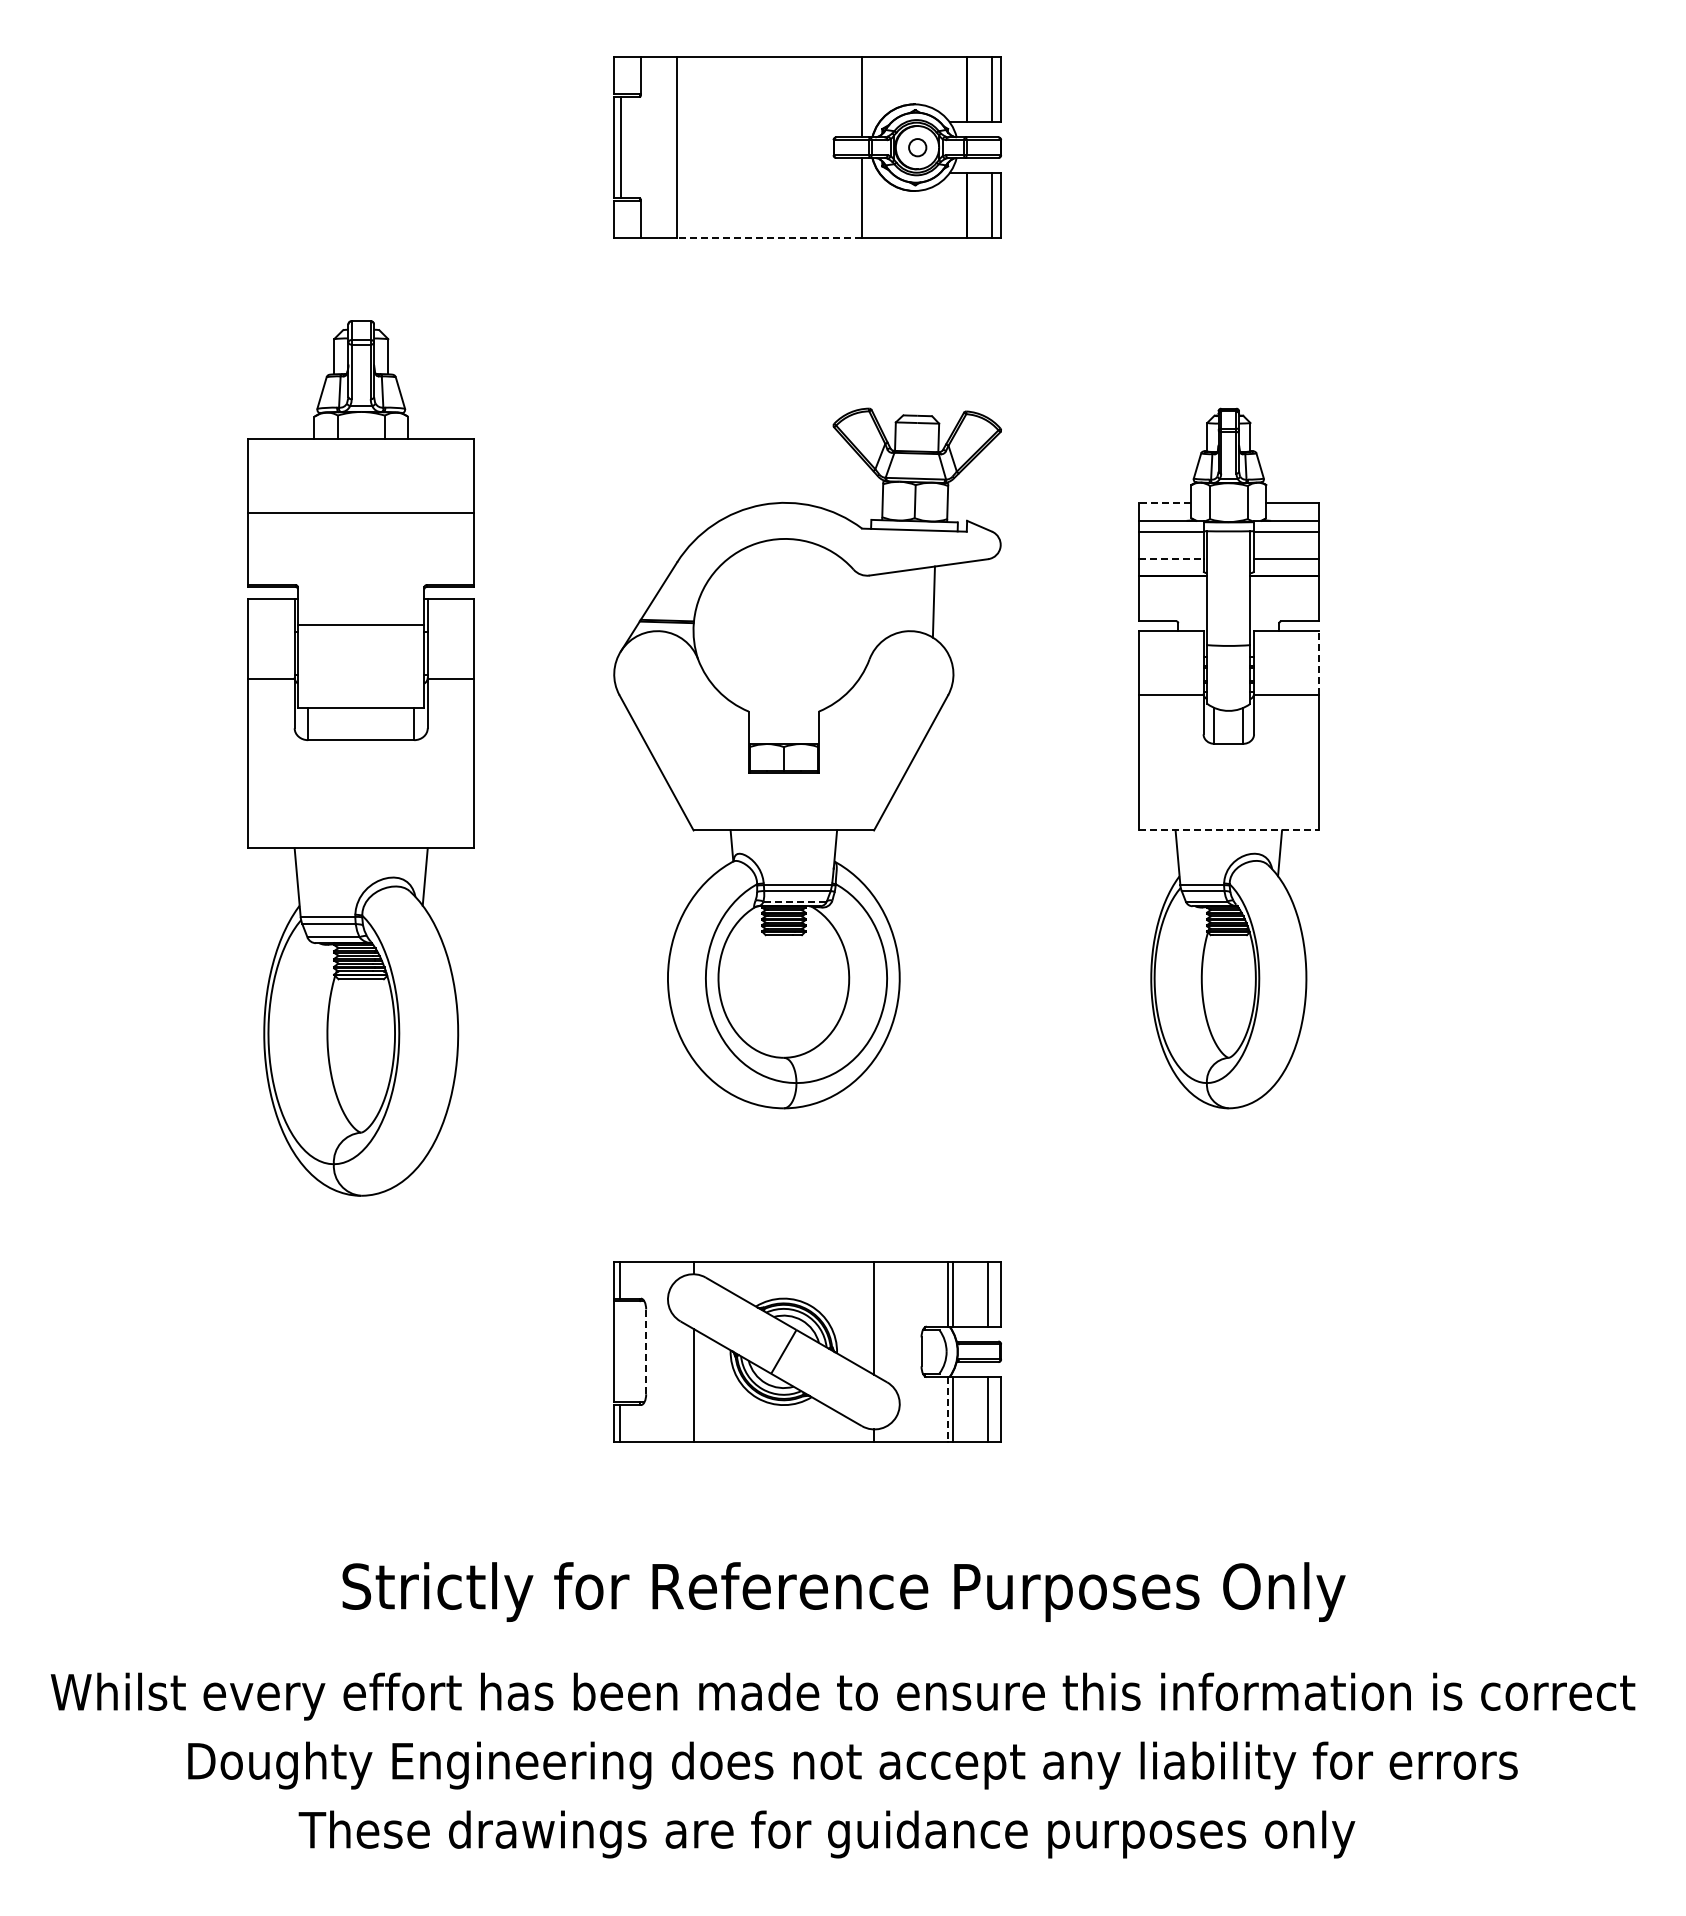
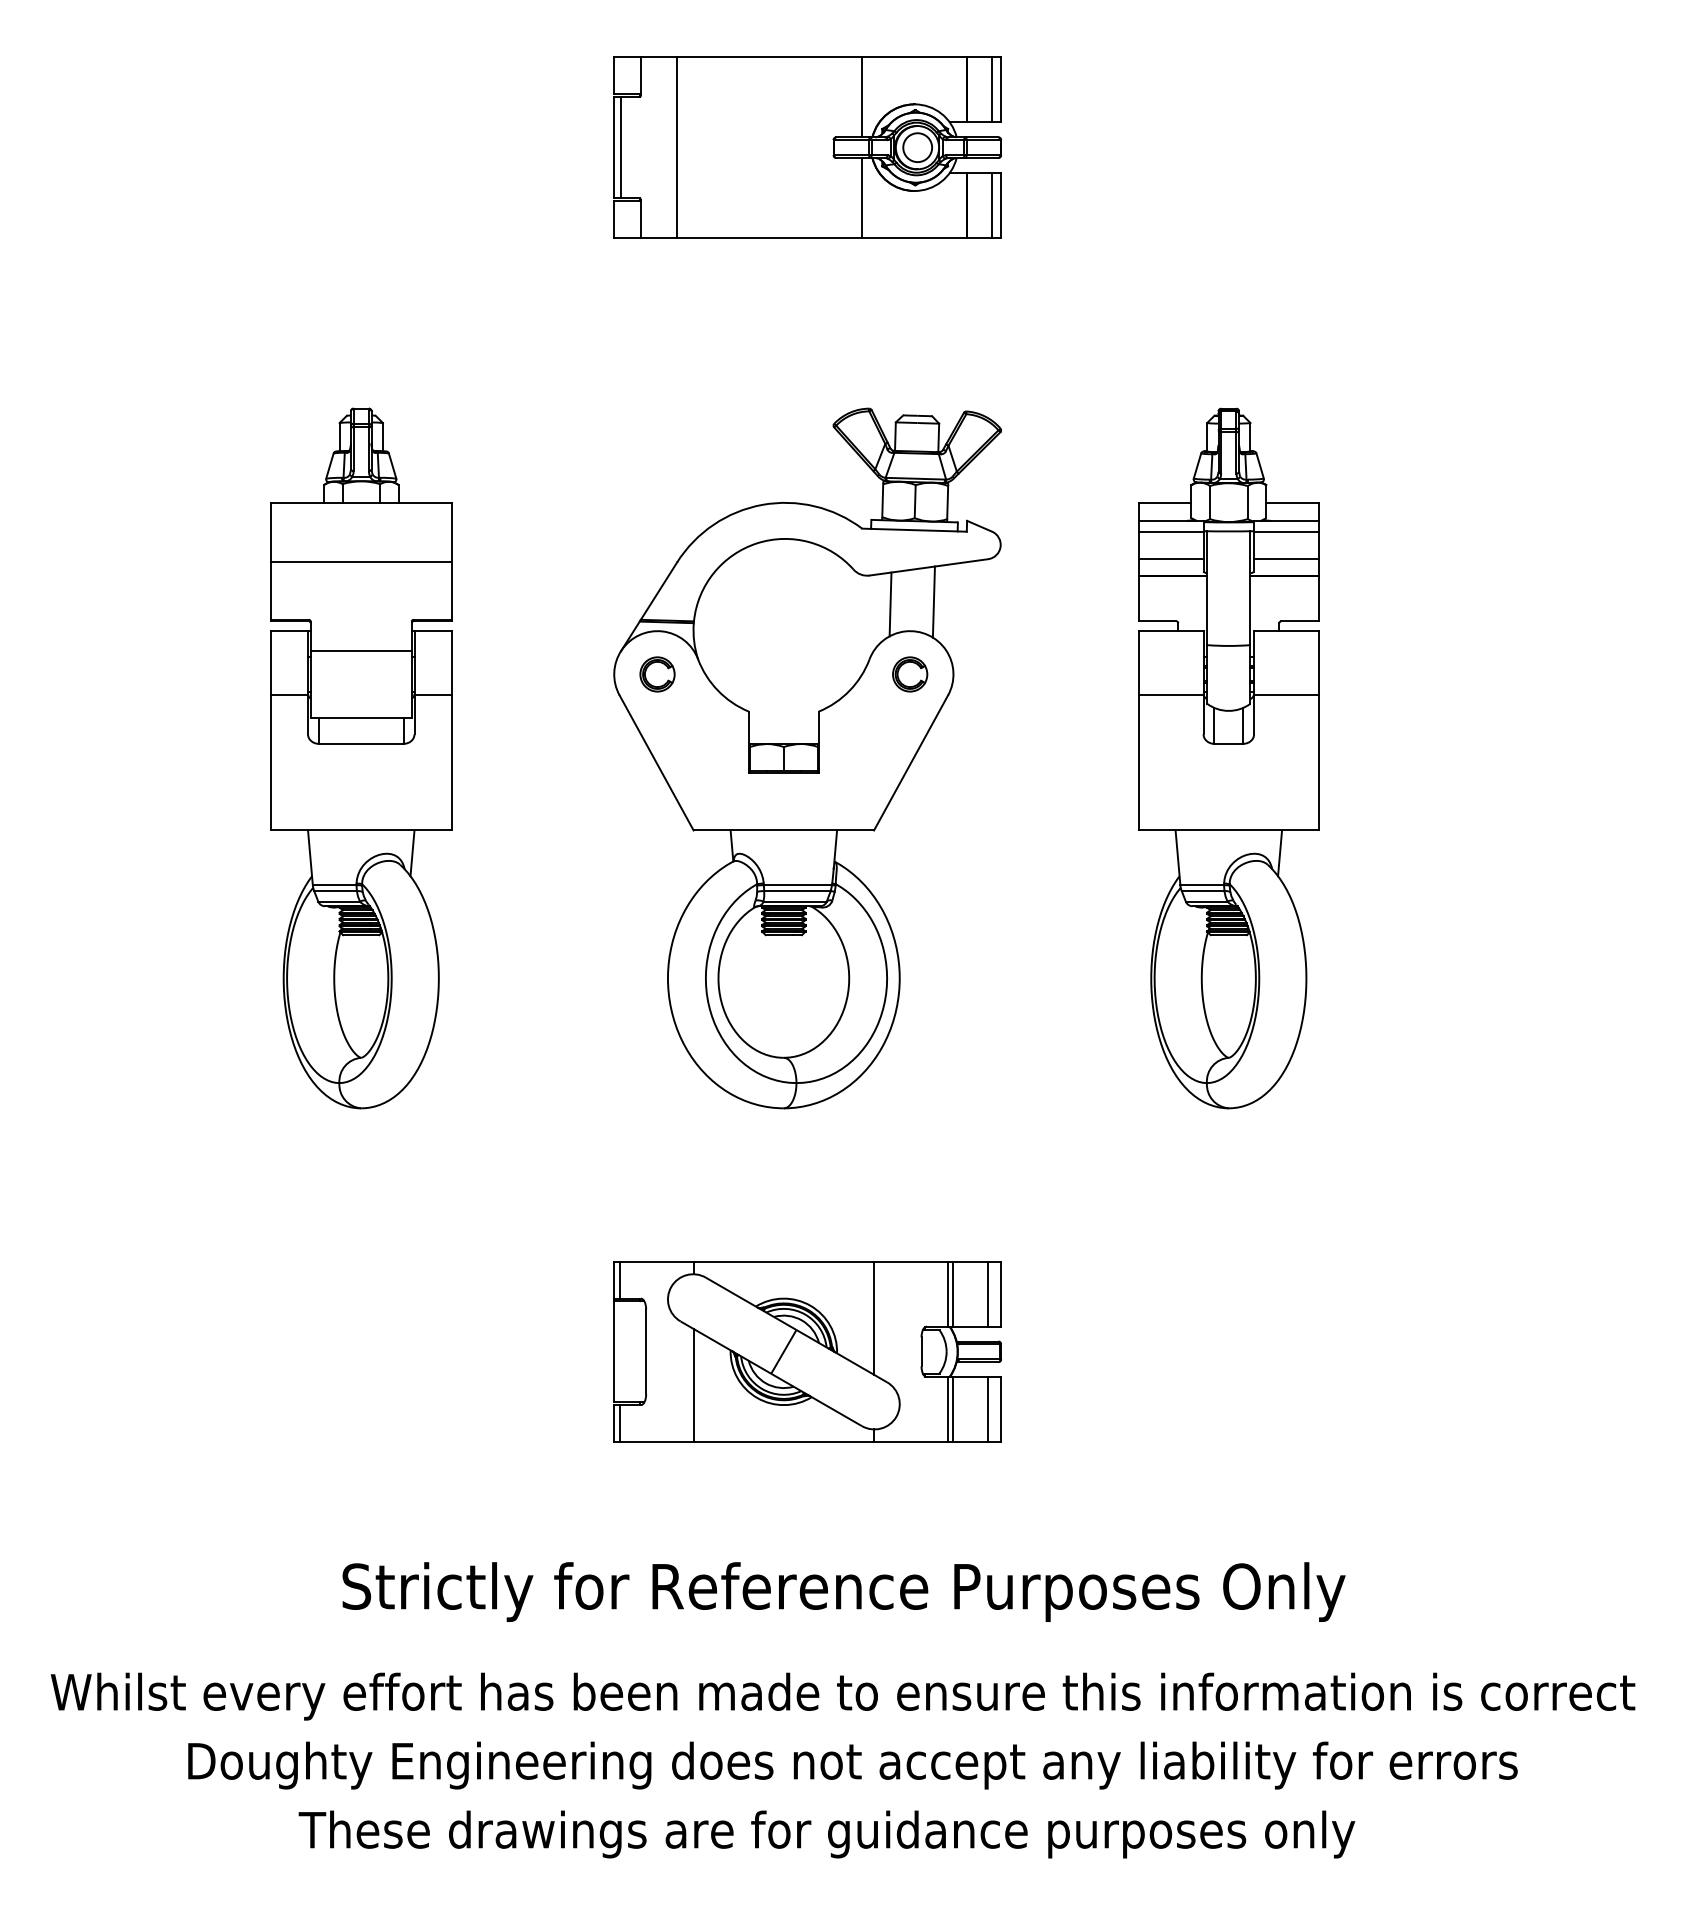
circle diameter: 17 px -> 29 px (917, 147)
line: dashed -> solid (769, 237)
line: dashed -> solid (1164, 502)
line: dashed -> solid (1171, 559)
line: none -> present (890, 604)
line: dashed -> solid (1319, 662)
part: none -> present (657, 674)
part: none -> present (910, 674)
part size: 228x877 px -> 183x703 px (361, 758)
line: dashed -> solid (1229, 830)
line: dashed -> solid (795, 901)
line: dashed -> solid (646, 1351)
line: dashed -> solid (948, 1410)
